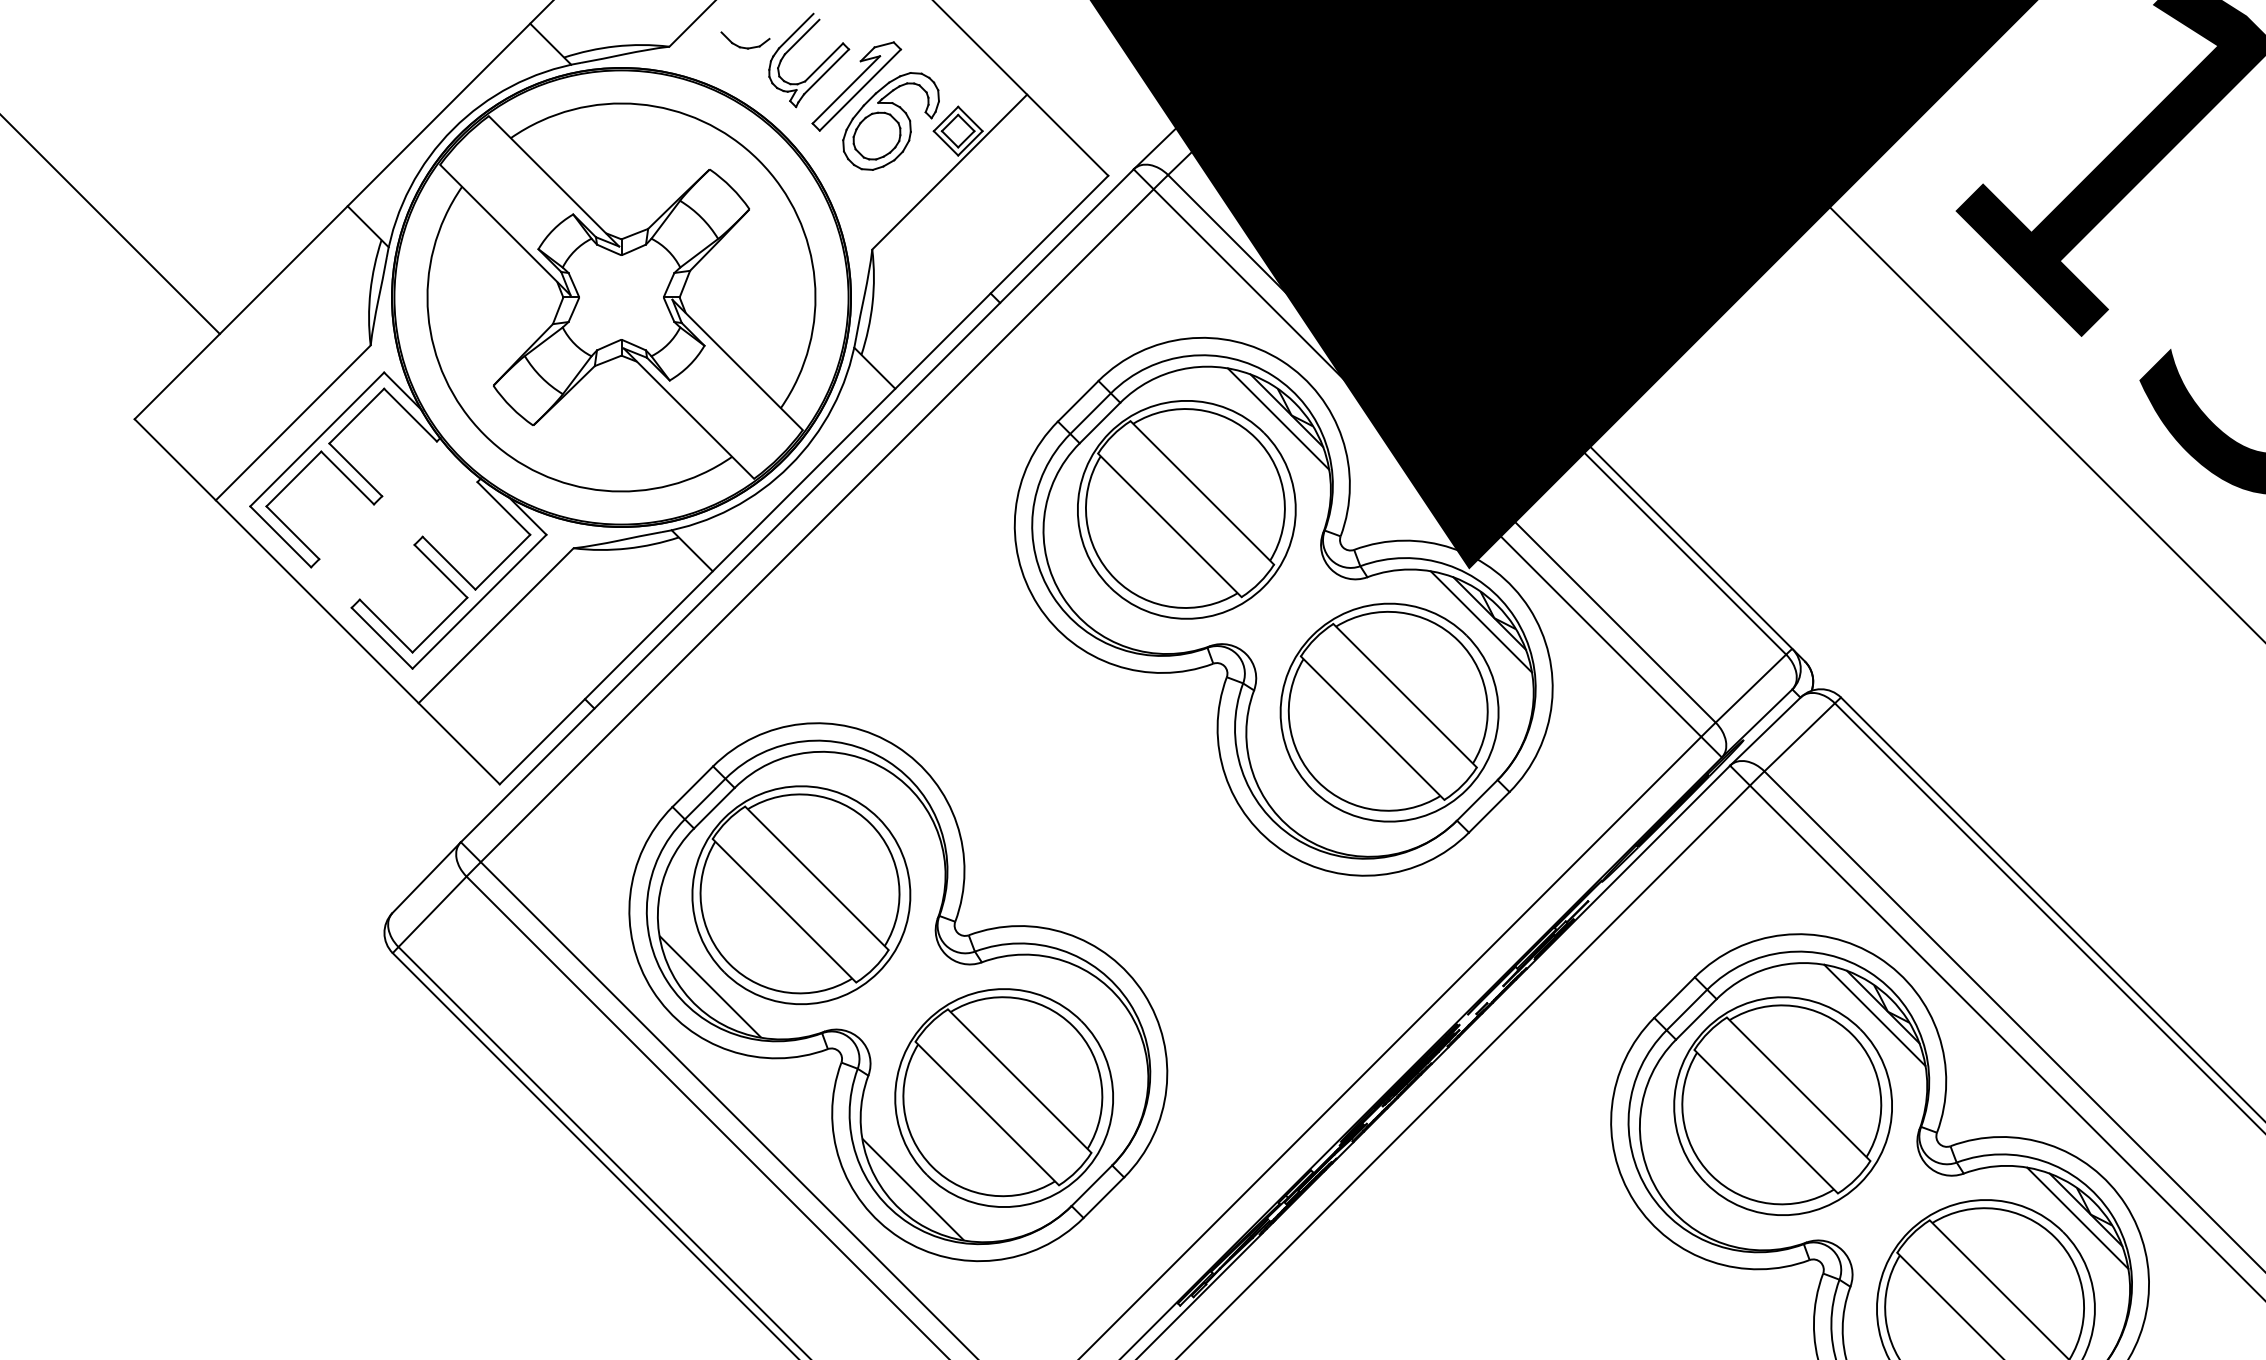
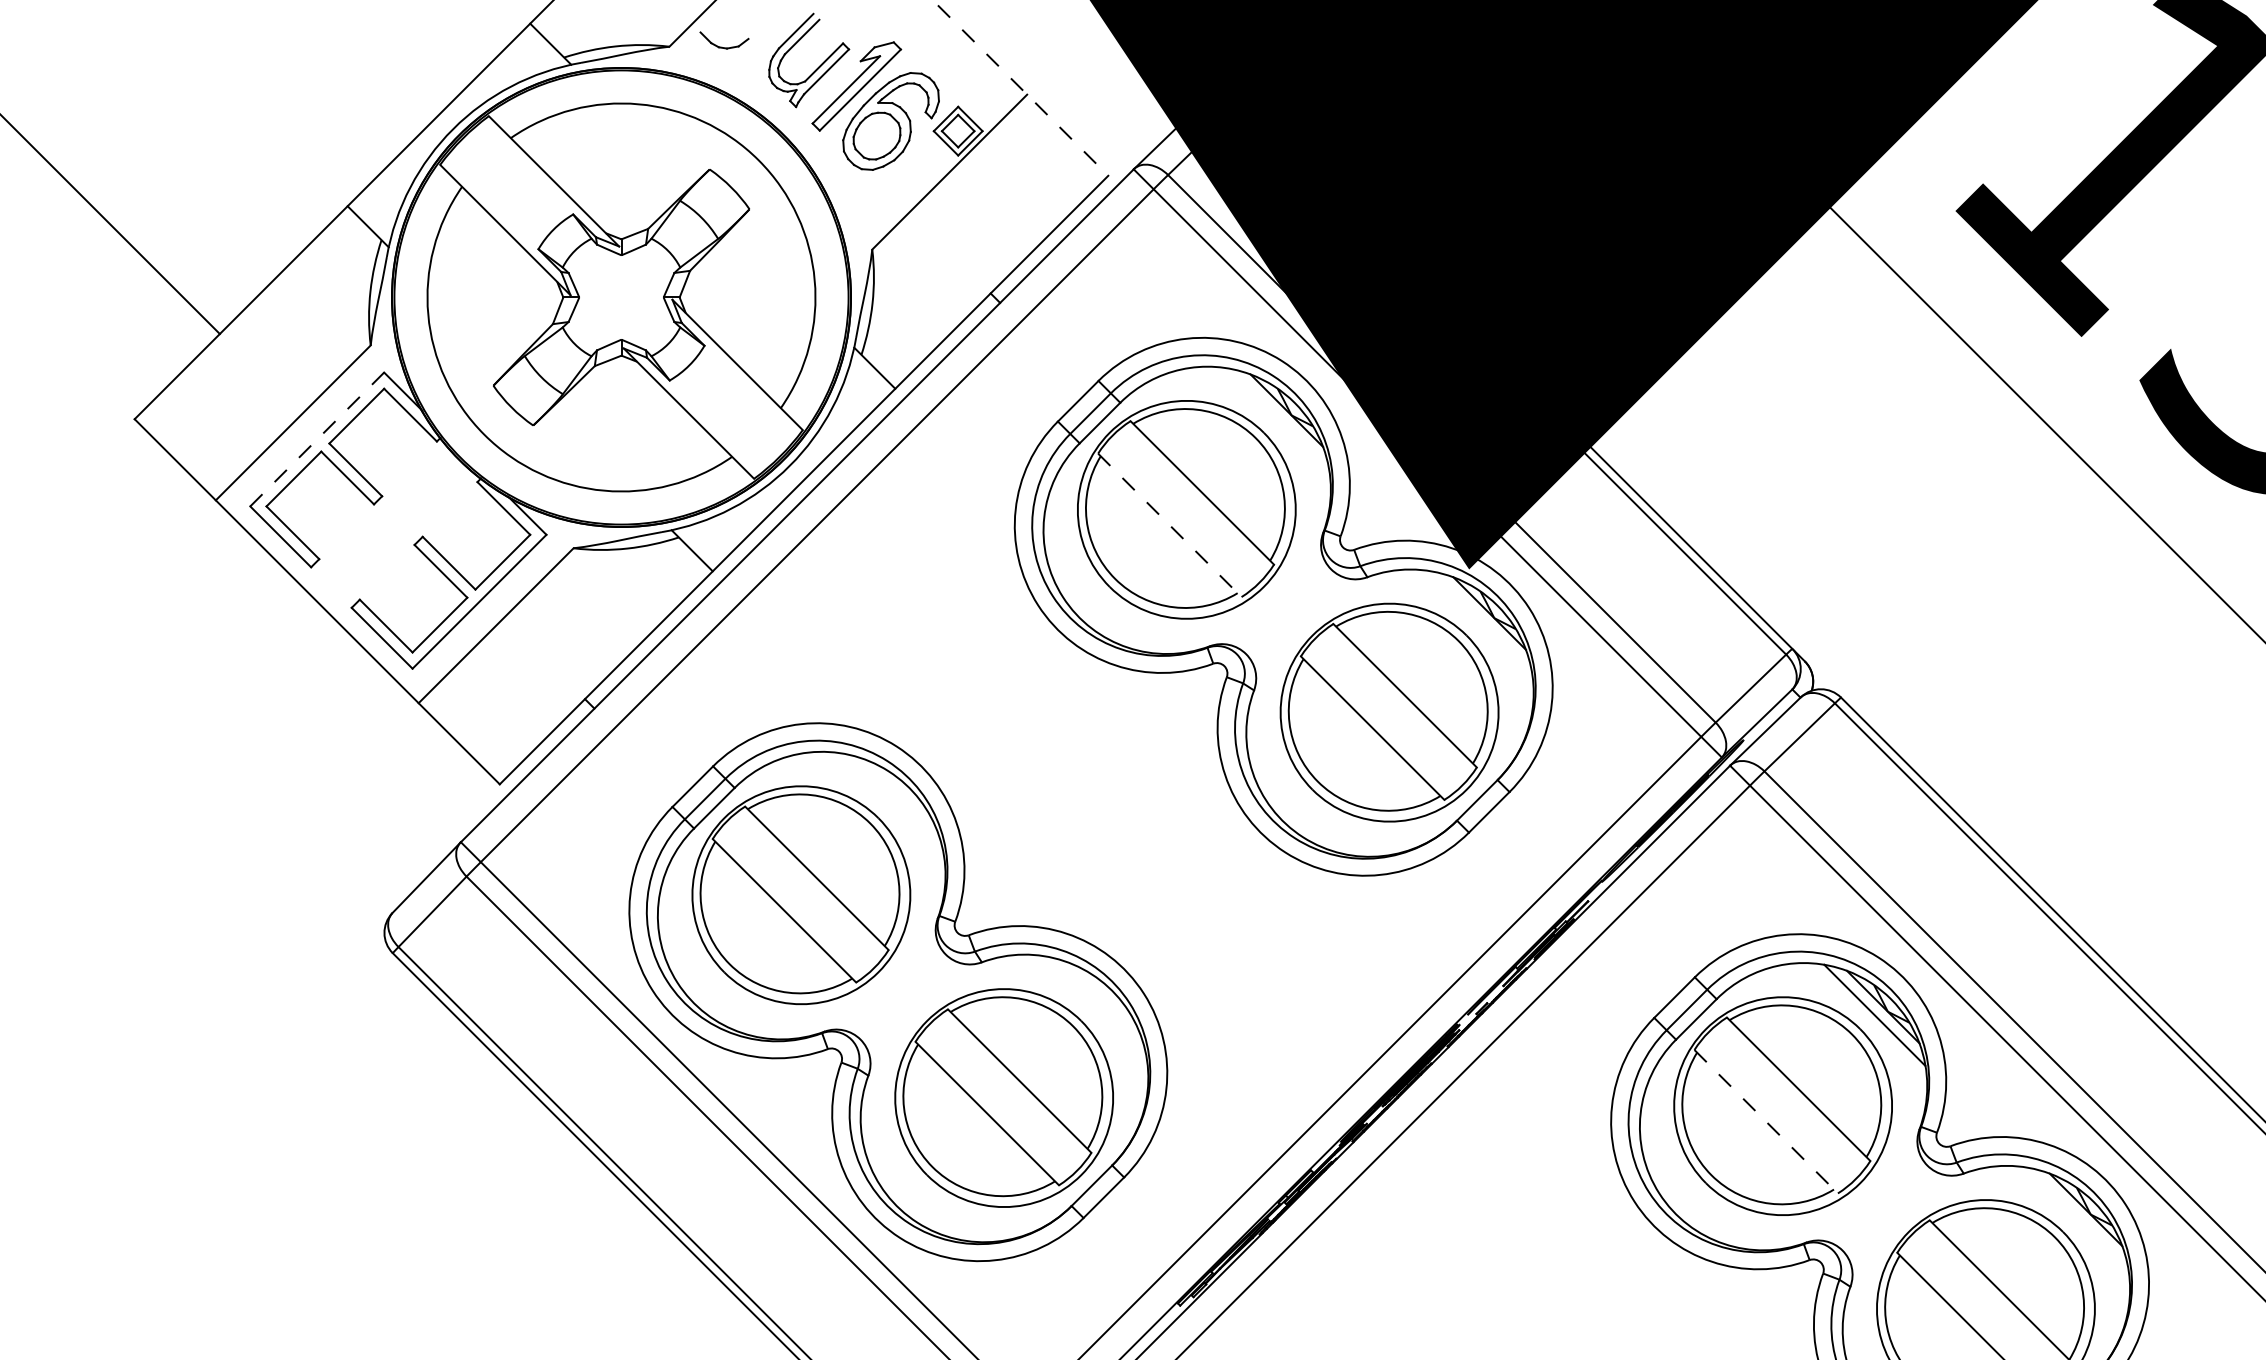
part position: (742, 46) -> (721, 46) (721, 46)
line: solid -> dashed (1020, 88)
line: present -> none (1278, 418)
line: solid -> dashed (317, 439)
line: solid -> dashed (1170, 525)
line: present -> none (1481, 621)
line: present -> none (710, 986)
line: solid -> dashed (1766, 1122)
line: present -> none (913, 1189)
line: present -> none (2077, 1217)
